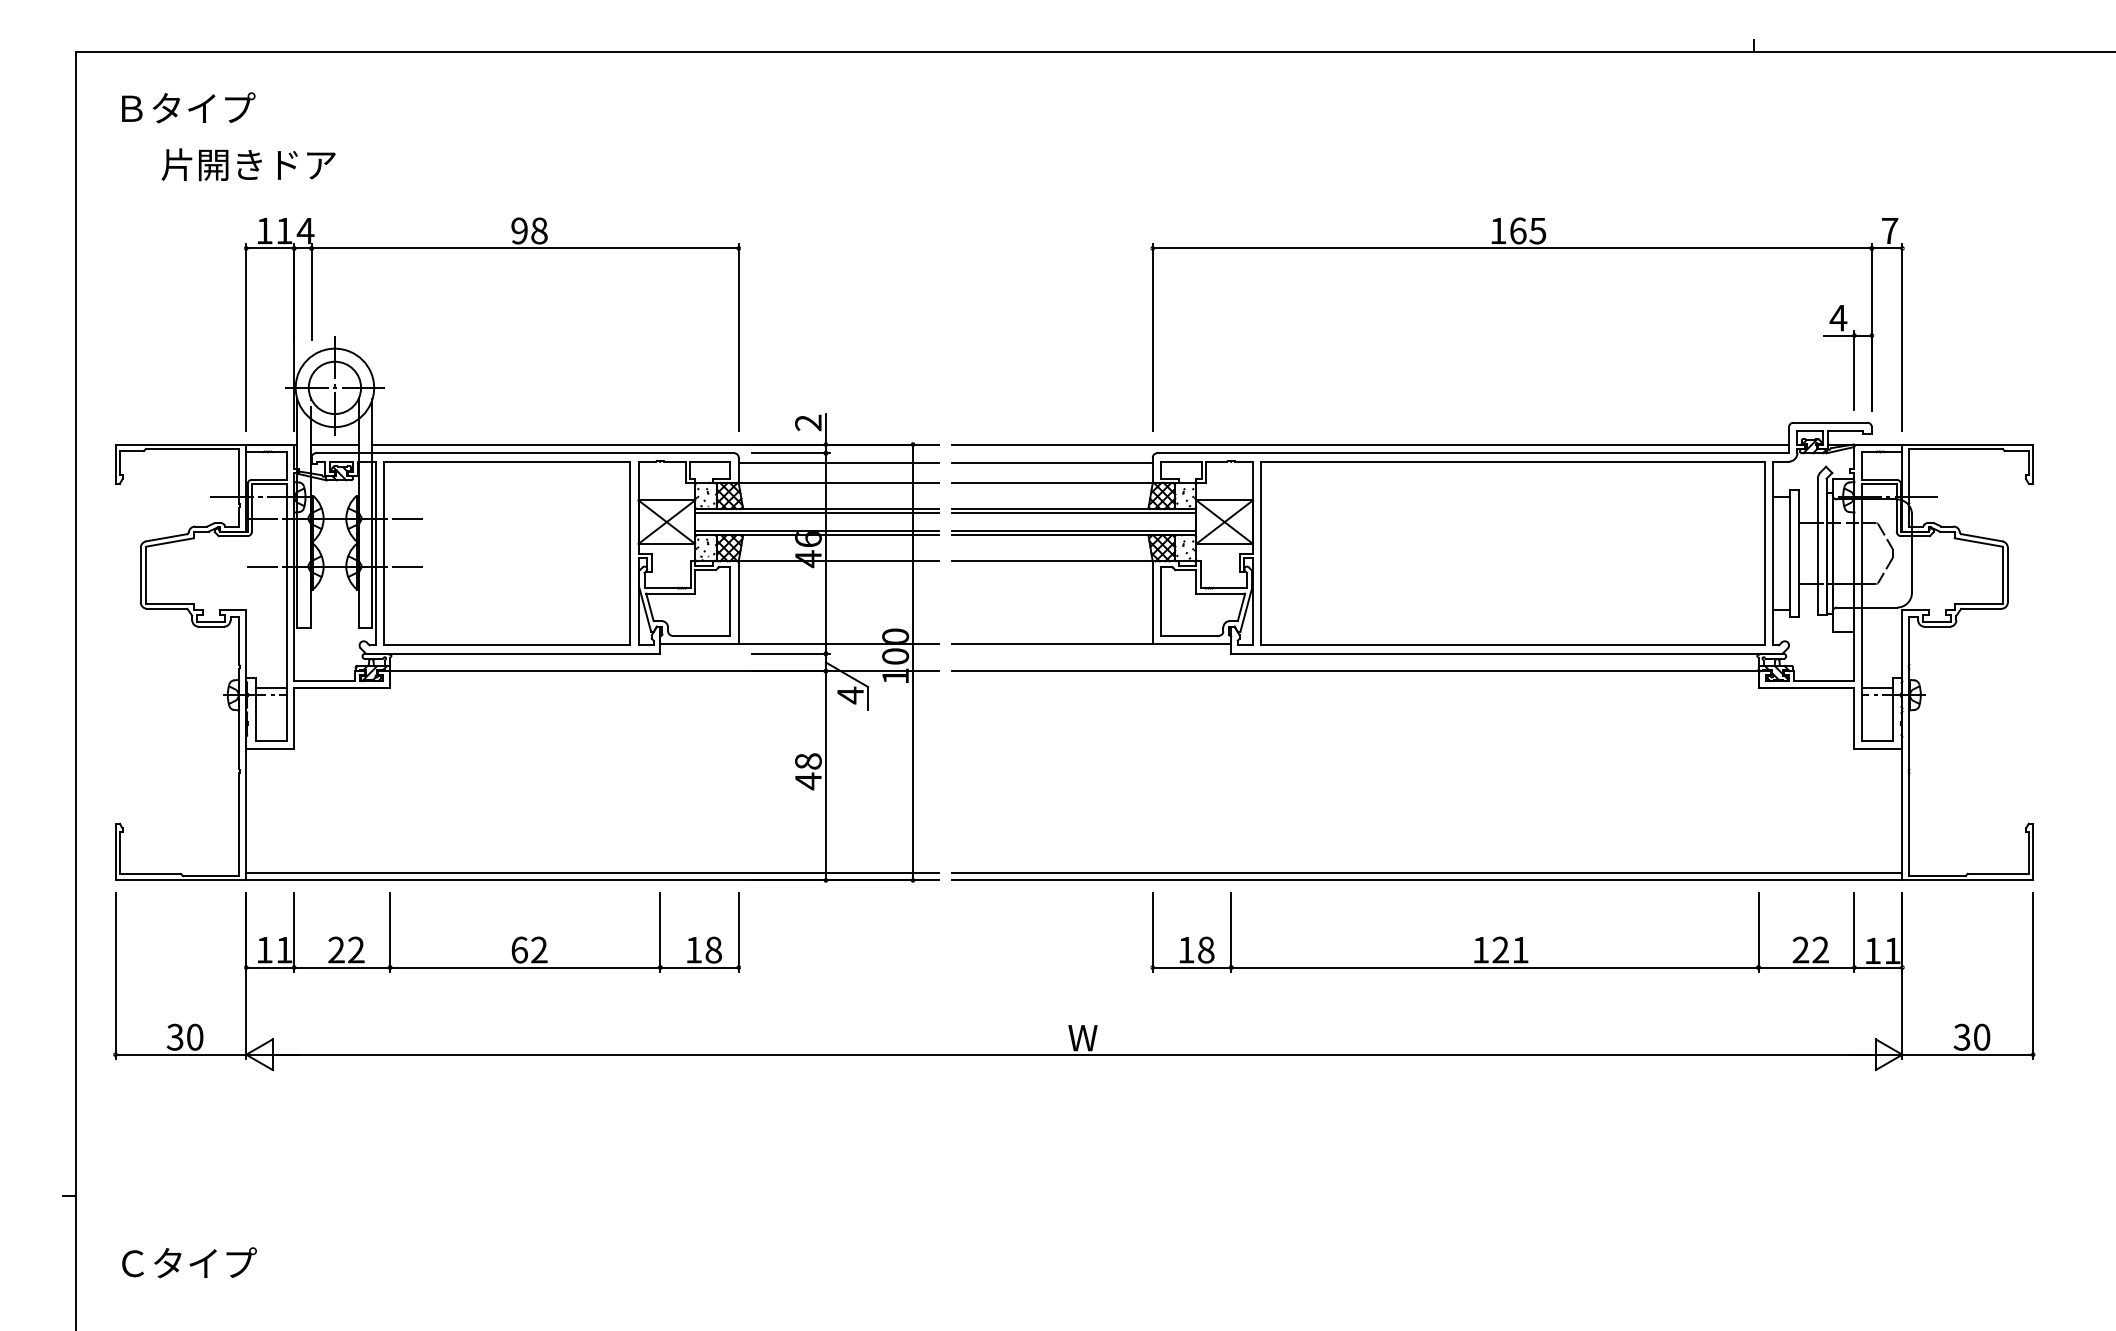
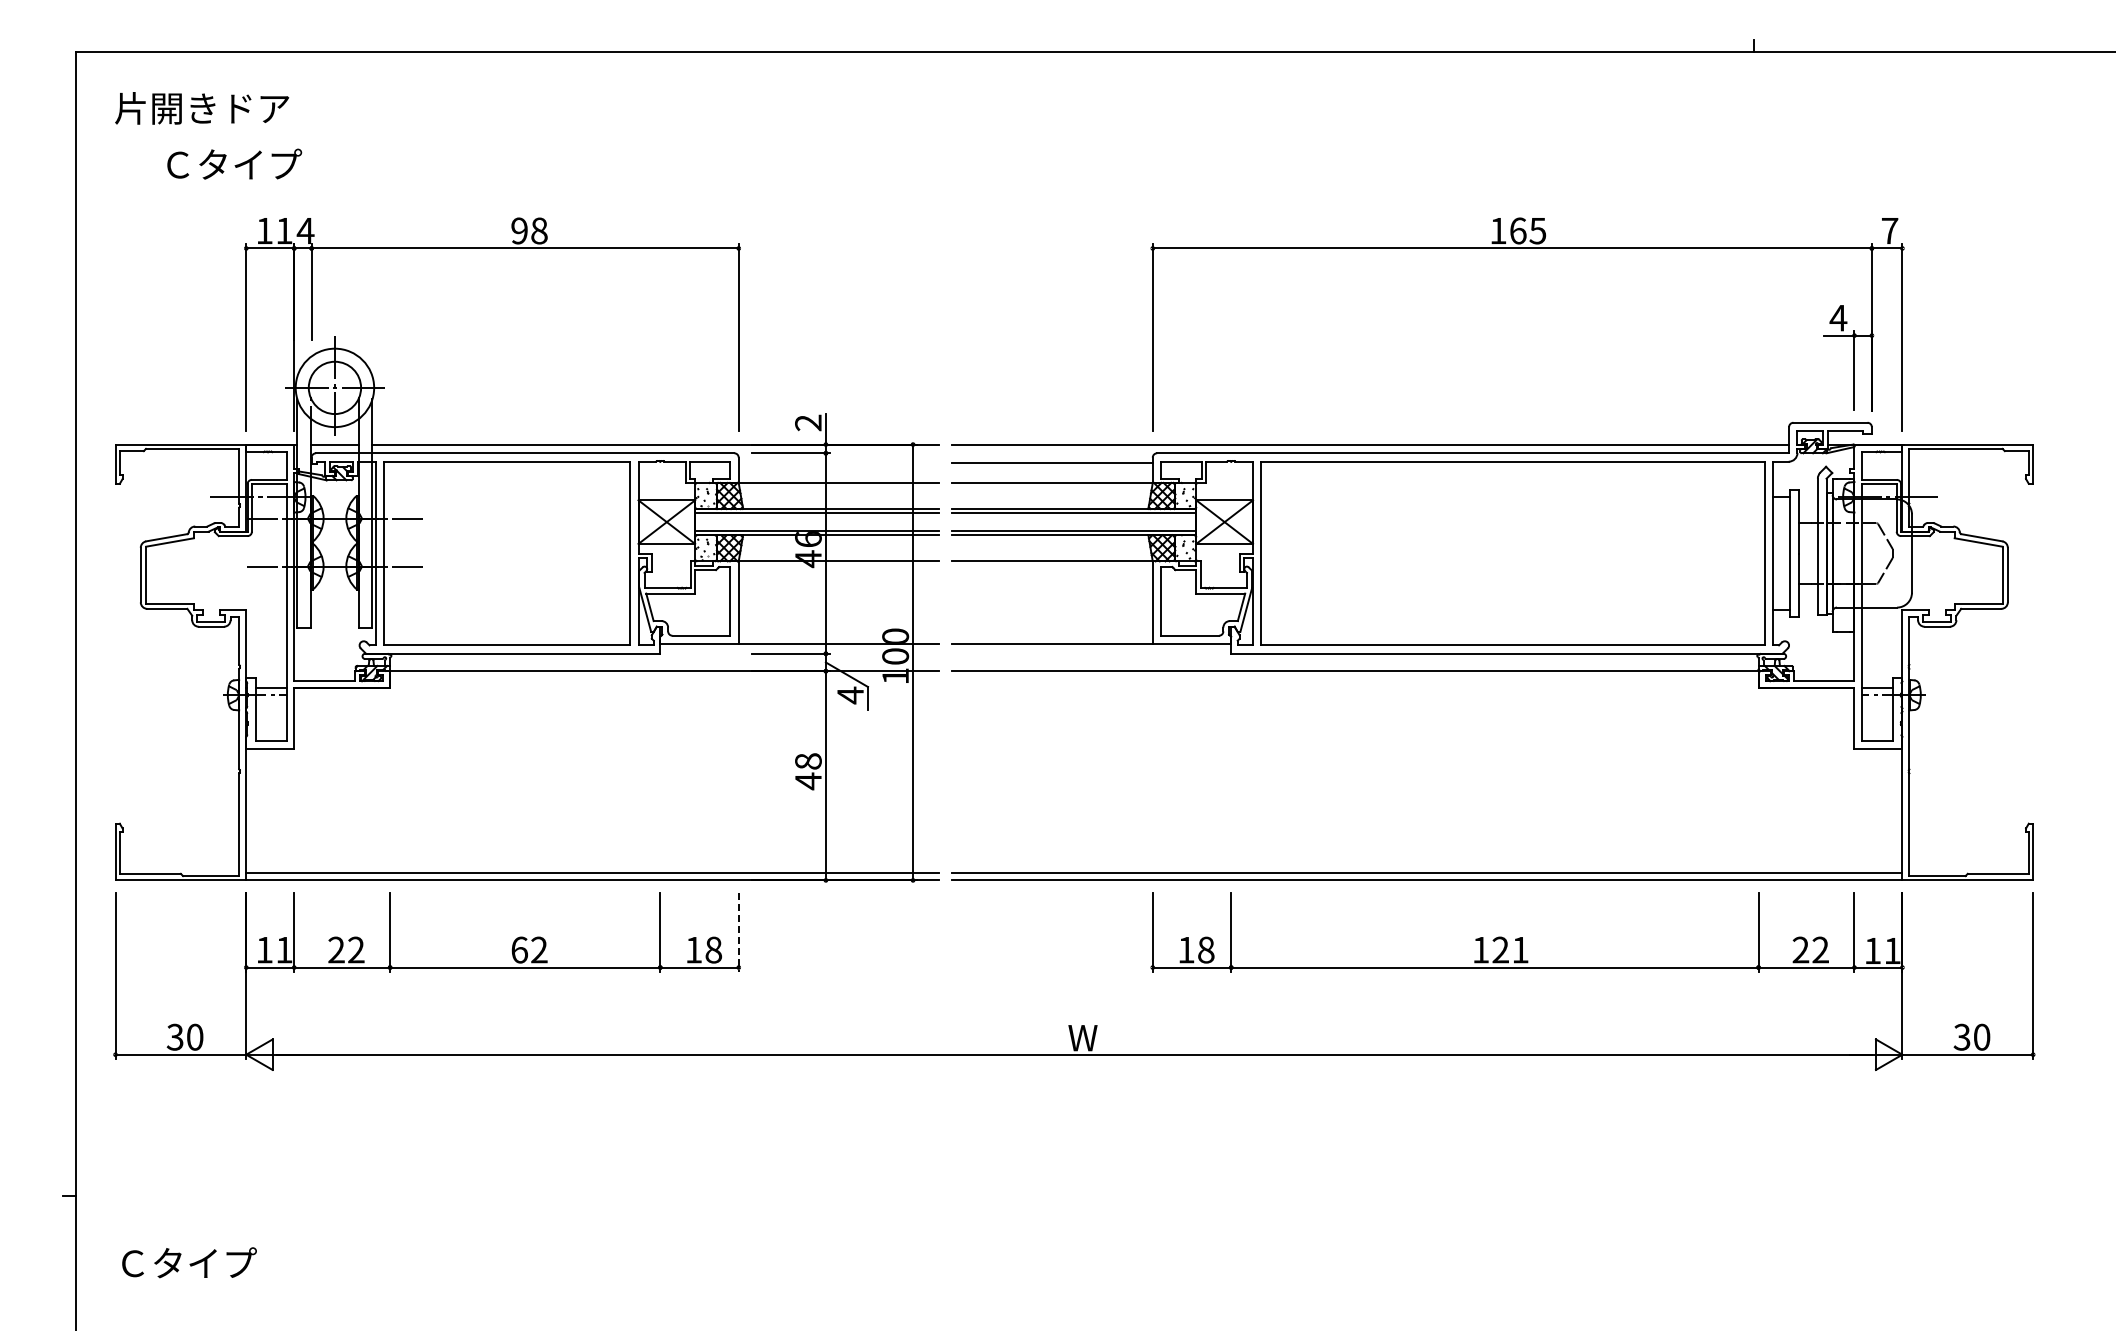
text: Ｂタイプ -> 片開きドア (202, 108)
text: 片開きドア -> Ｃタイプ (248, 164)
line: present -> none (838, 462)
line: solid -> dashed (738, 933)
